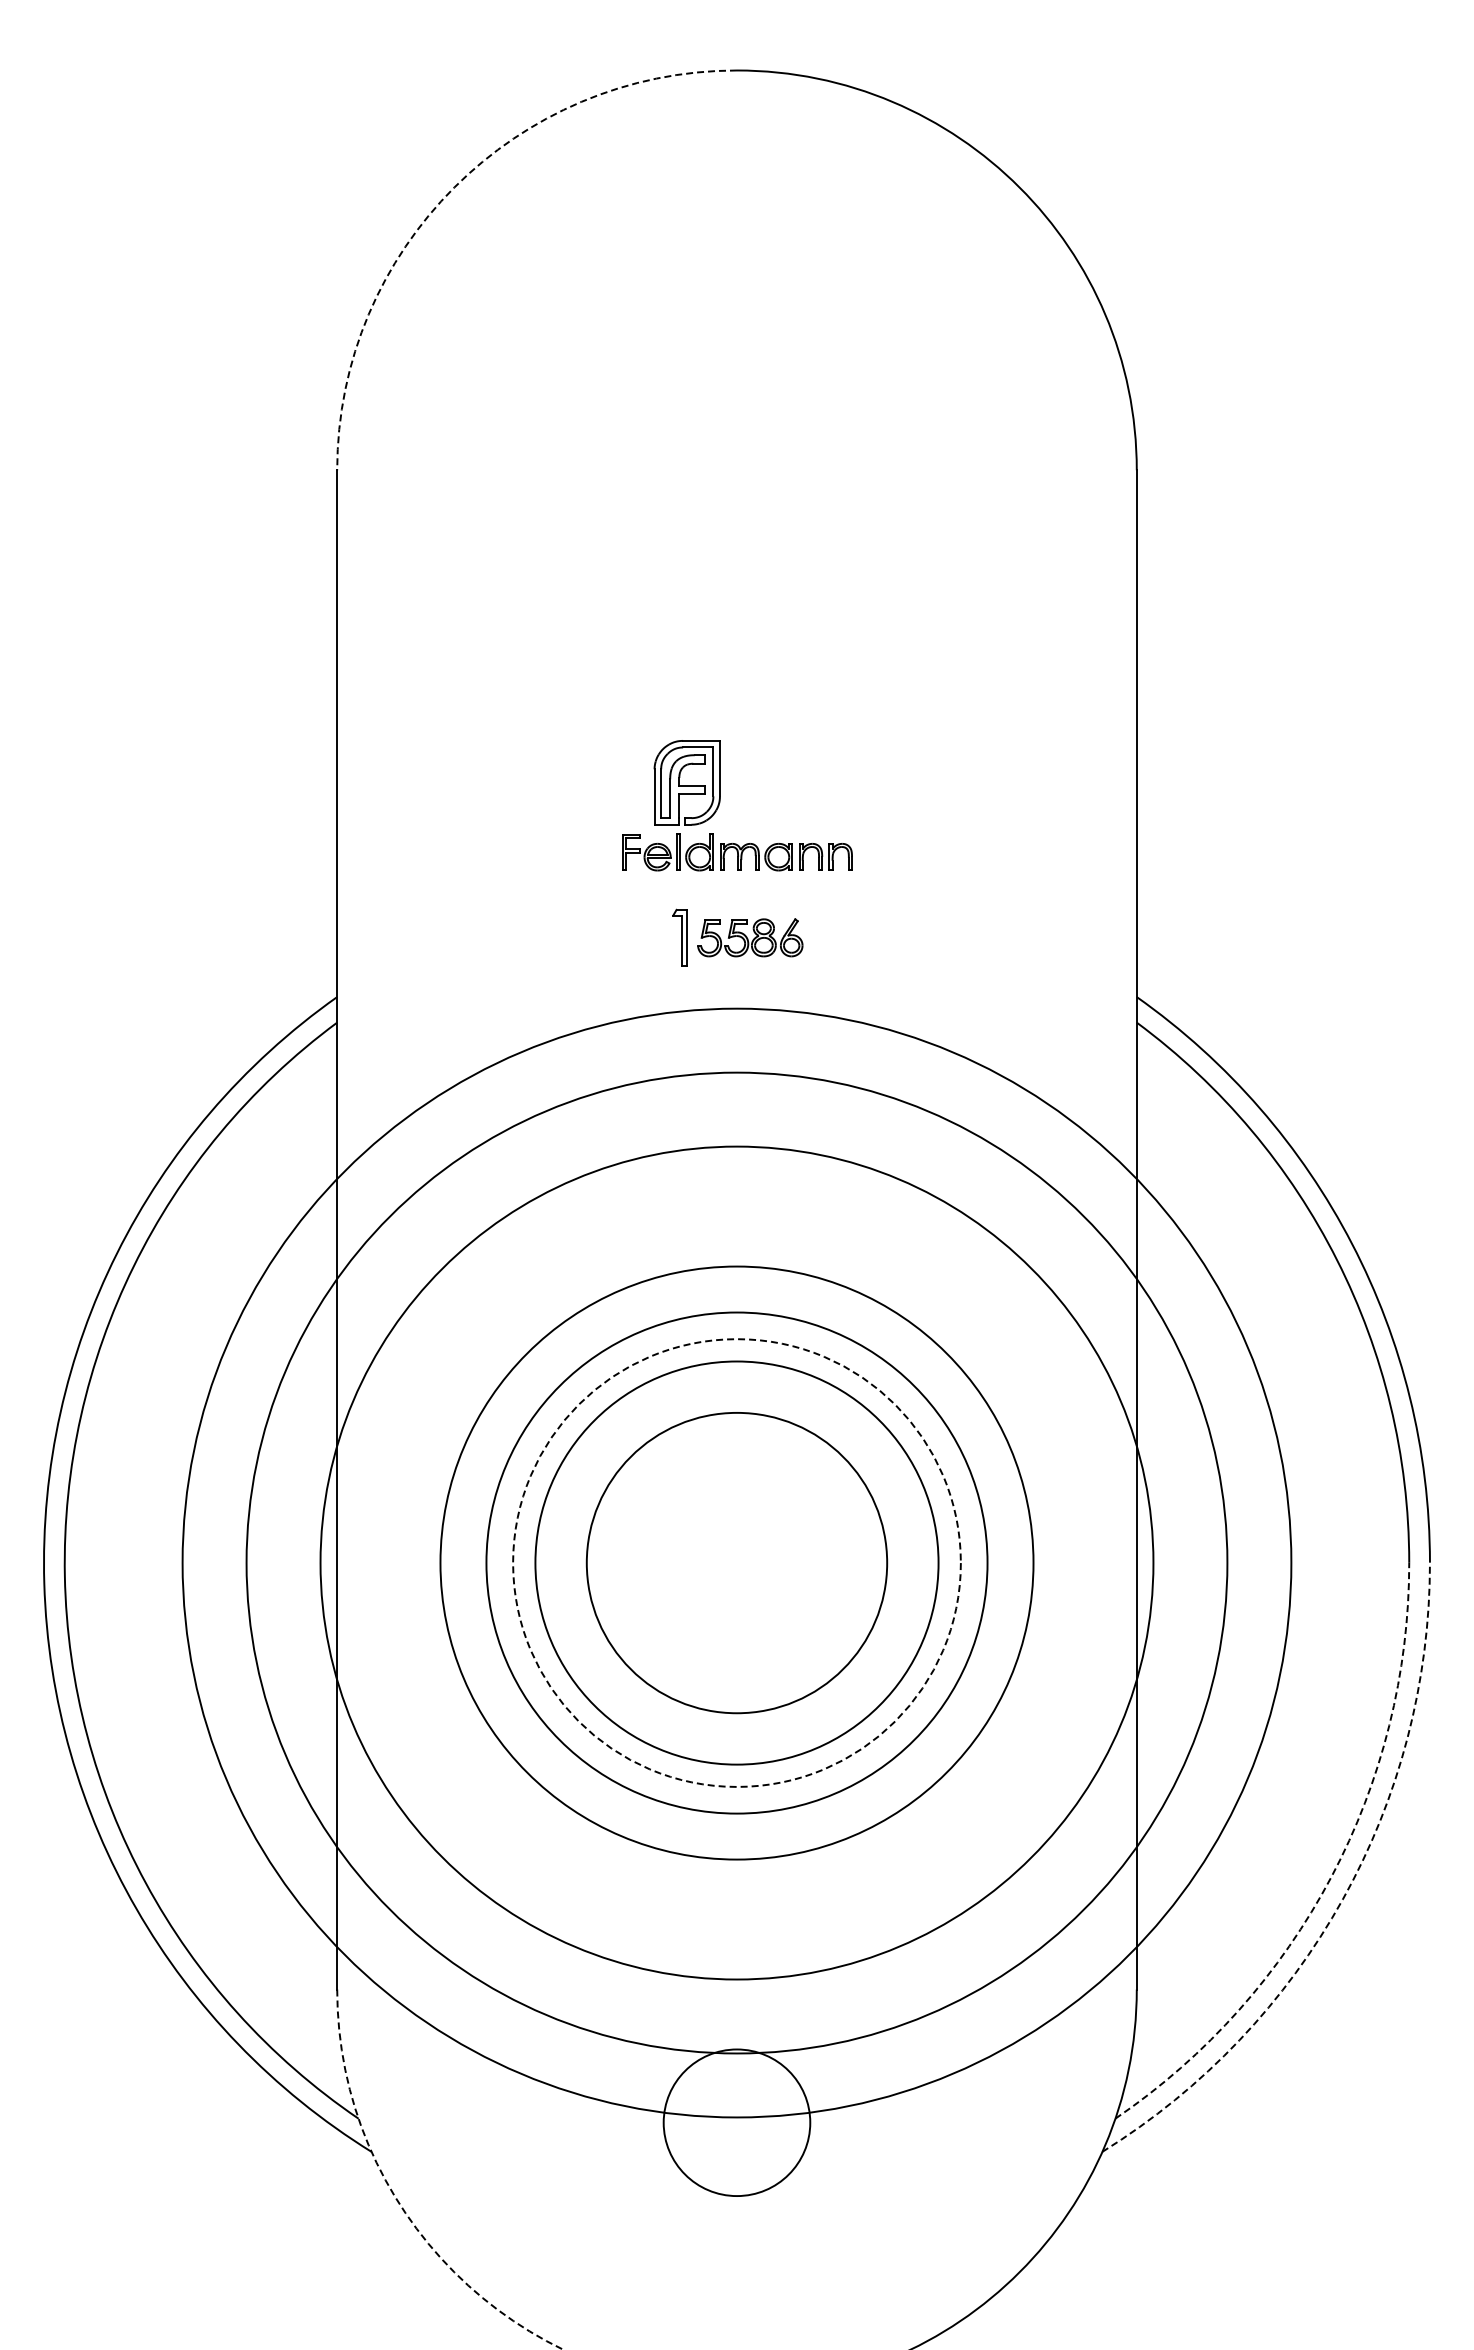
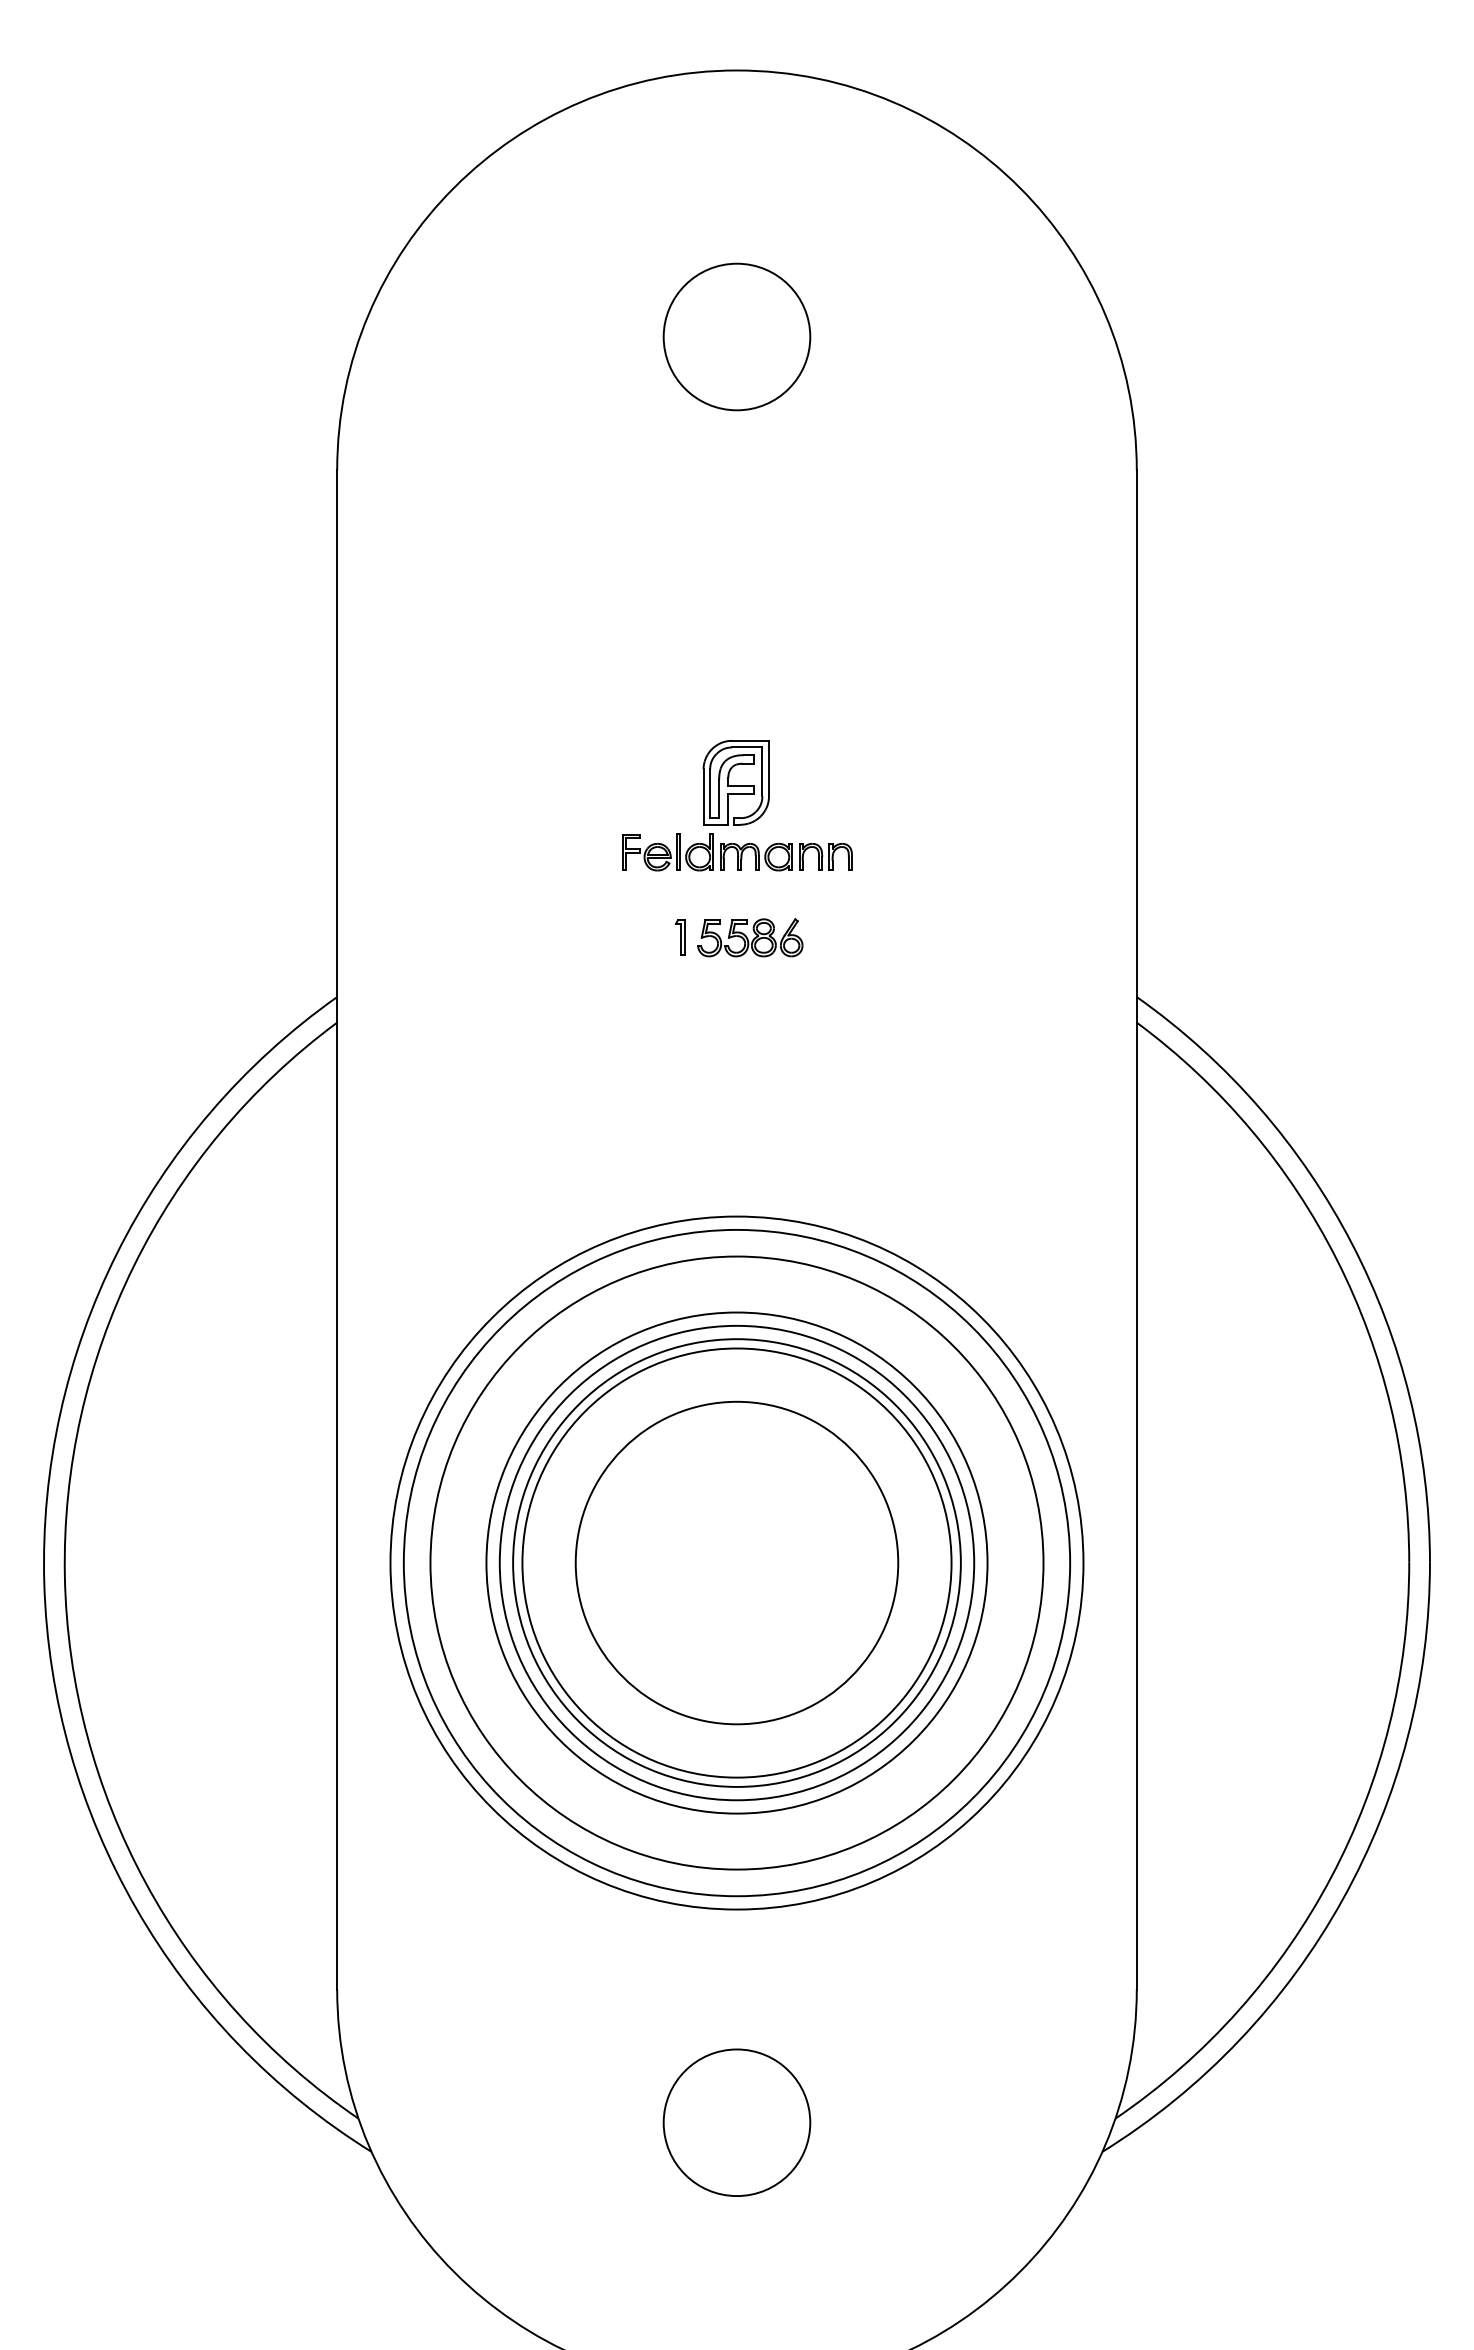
arc: dashed -> solid (454, 187)
circle: none -> present (736, 336)
part position: (686, 782) -> (735, 782) (735, 782)
part size: 16x59 px -> 11x37 px (680, 937)
circle diameter: 1109 px -> 693 px (736, 1562)
circle diameter: 300 px -> 429 px (736, 1562)
circle diameter: 403 px -> 323 px (736, 1562)
circle diameter: 593 px -> 474 px (736, 1562)
circle diameter: 833 px -> 666 px (736, 1562)
circle diameter: 981 px -> 613 px (736, 1562)
circle: dashed -> solid (736, 1562)
arc: dashed -> solid (1331, 1876)
arc: dashed -> solid (1342, 1899)
arc: dashed -> solid (399, 2204)
